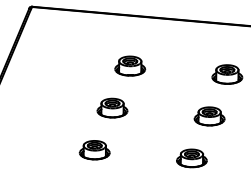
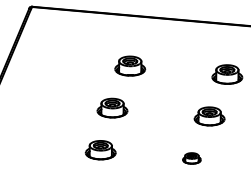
part position: (94, 150) -> (100, 150) (100, 150)
part size: 32x21 px -> 20x13 px (191, 158)
